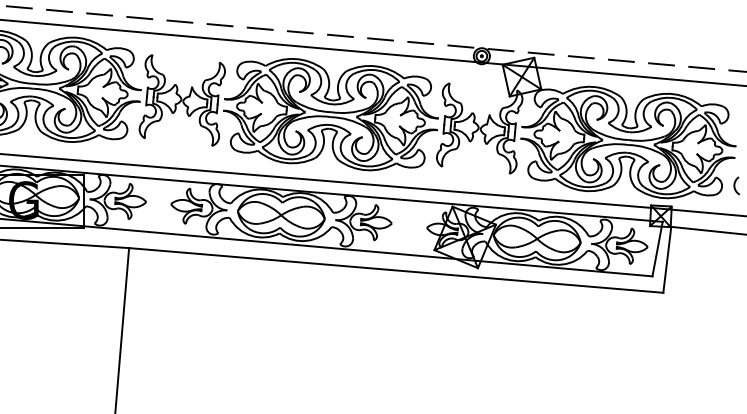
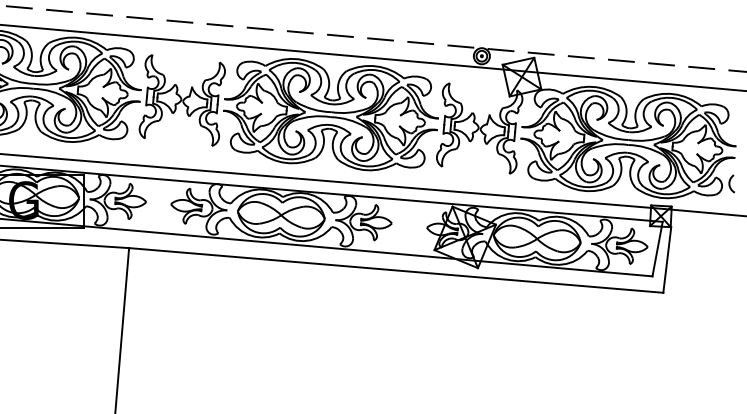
line position: (372, 52) -> (372, 57) (372, 57)
arc position: (735, 185) -> (730, 183) (730, 183)
line: present -> none (707, 230)
